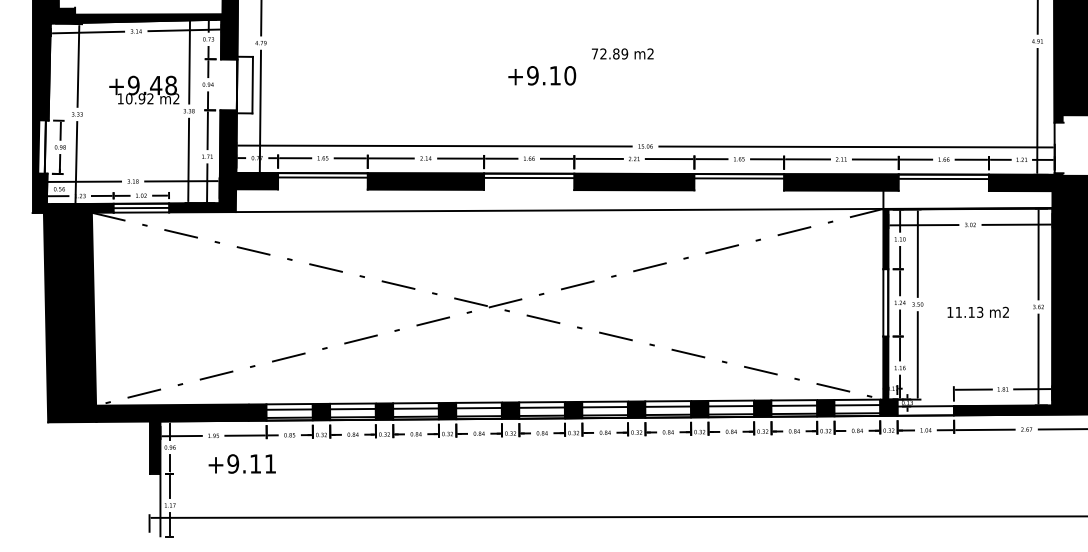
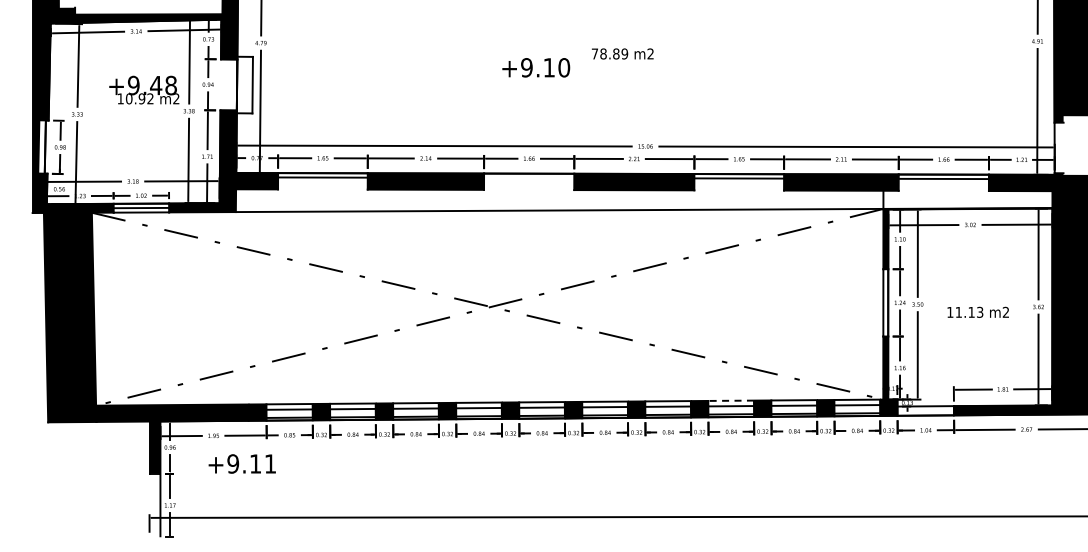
text: 72.89 -> 78.89 (603, 53)
text position: (542, 75) -> (536, 67) (536, 67)
line: present -> none (529, 177)
line: solid -> dashed (731, 400)
